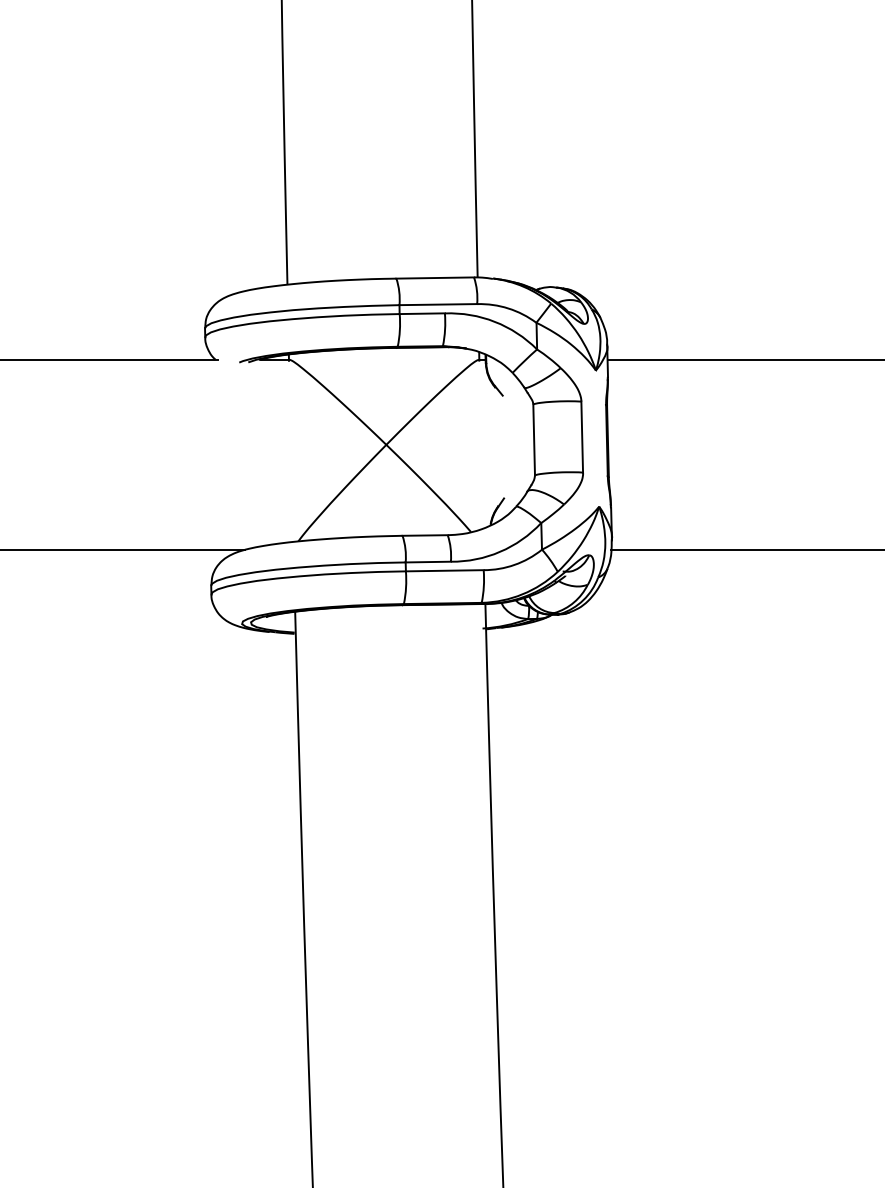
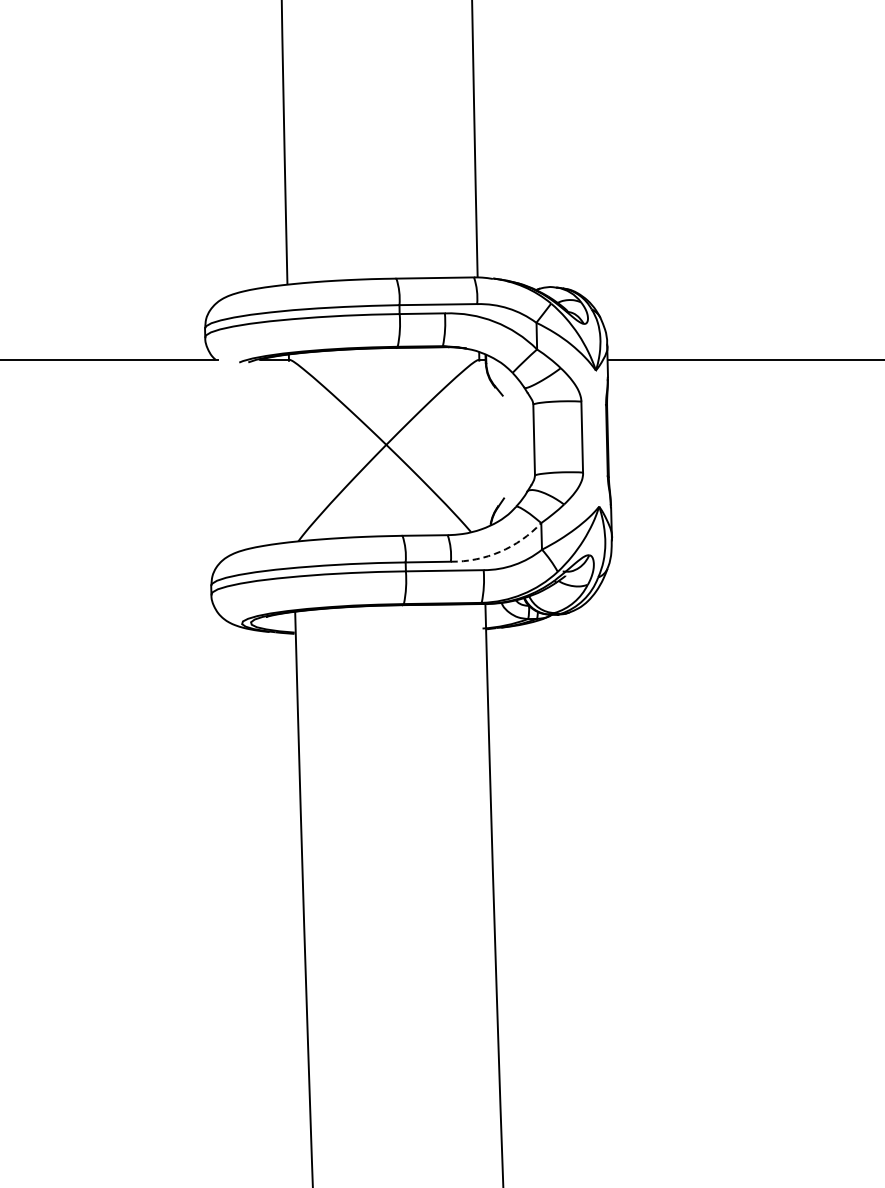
line: present -> none (123, 549)
line: present -> none (746, 549)
arc: solid -> dashed (500, 551)
